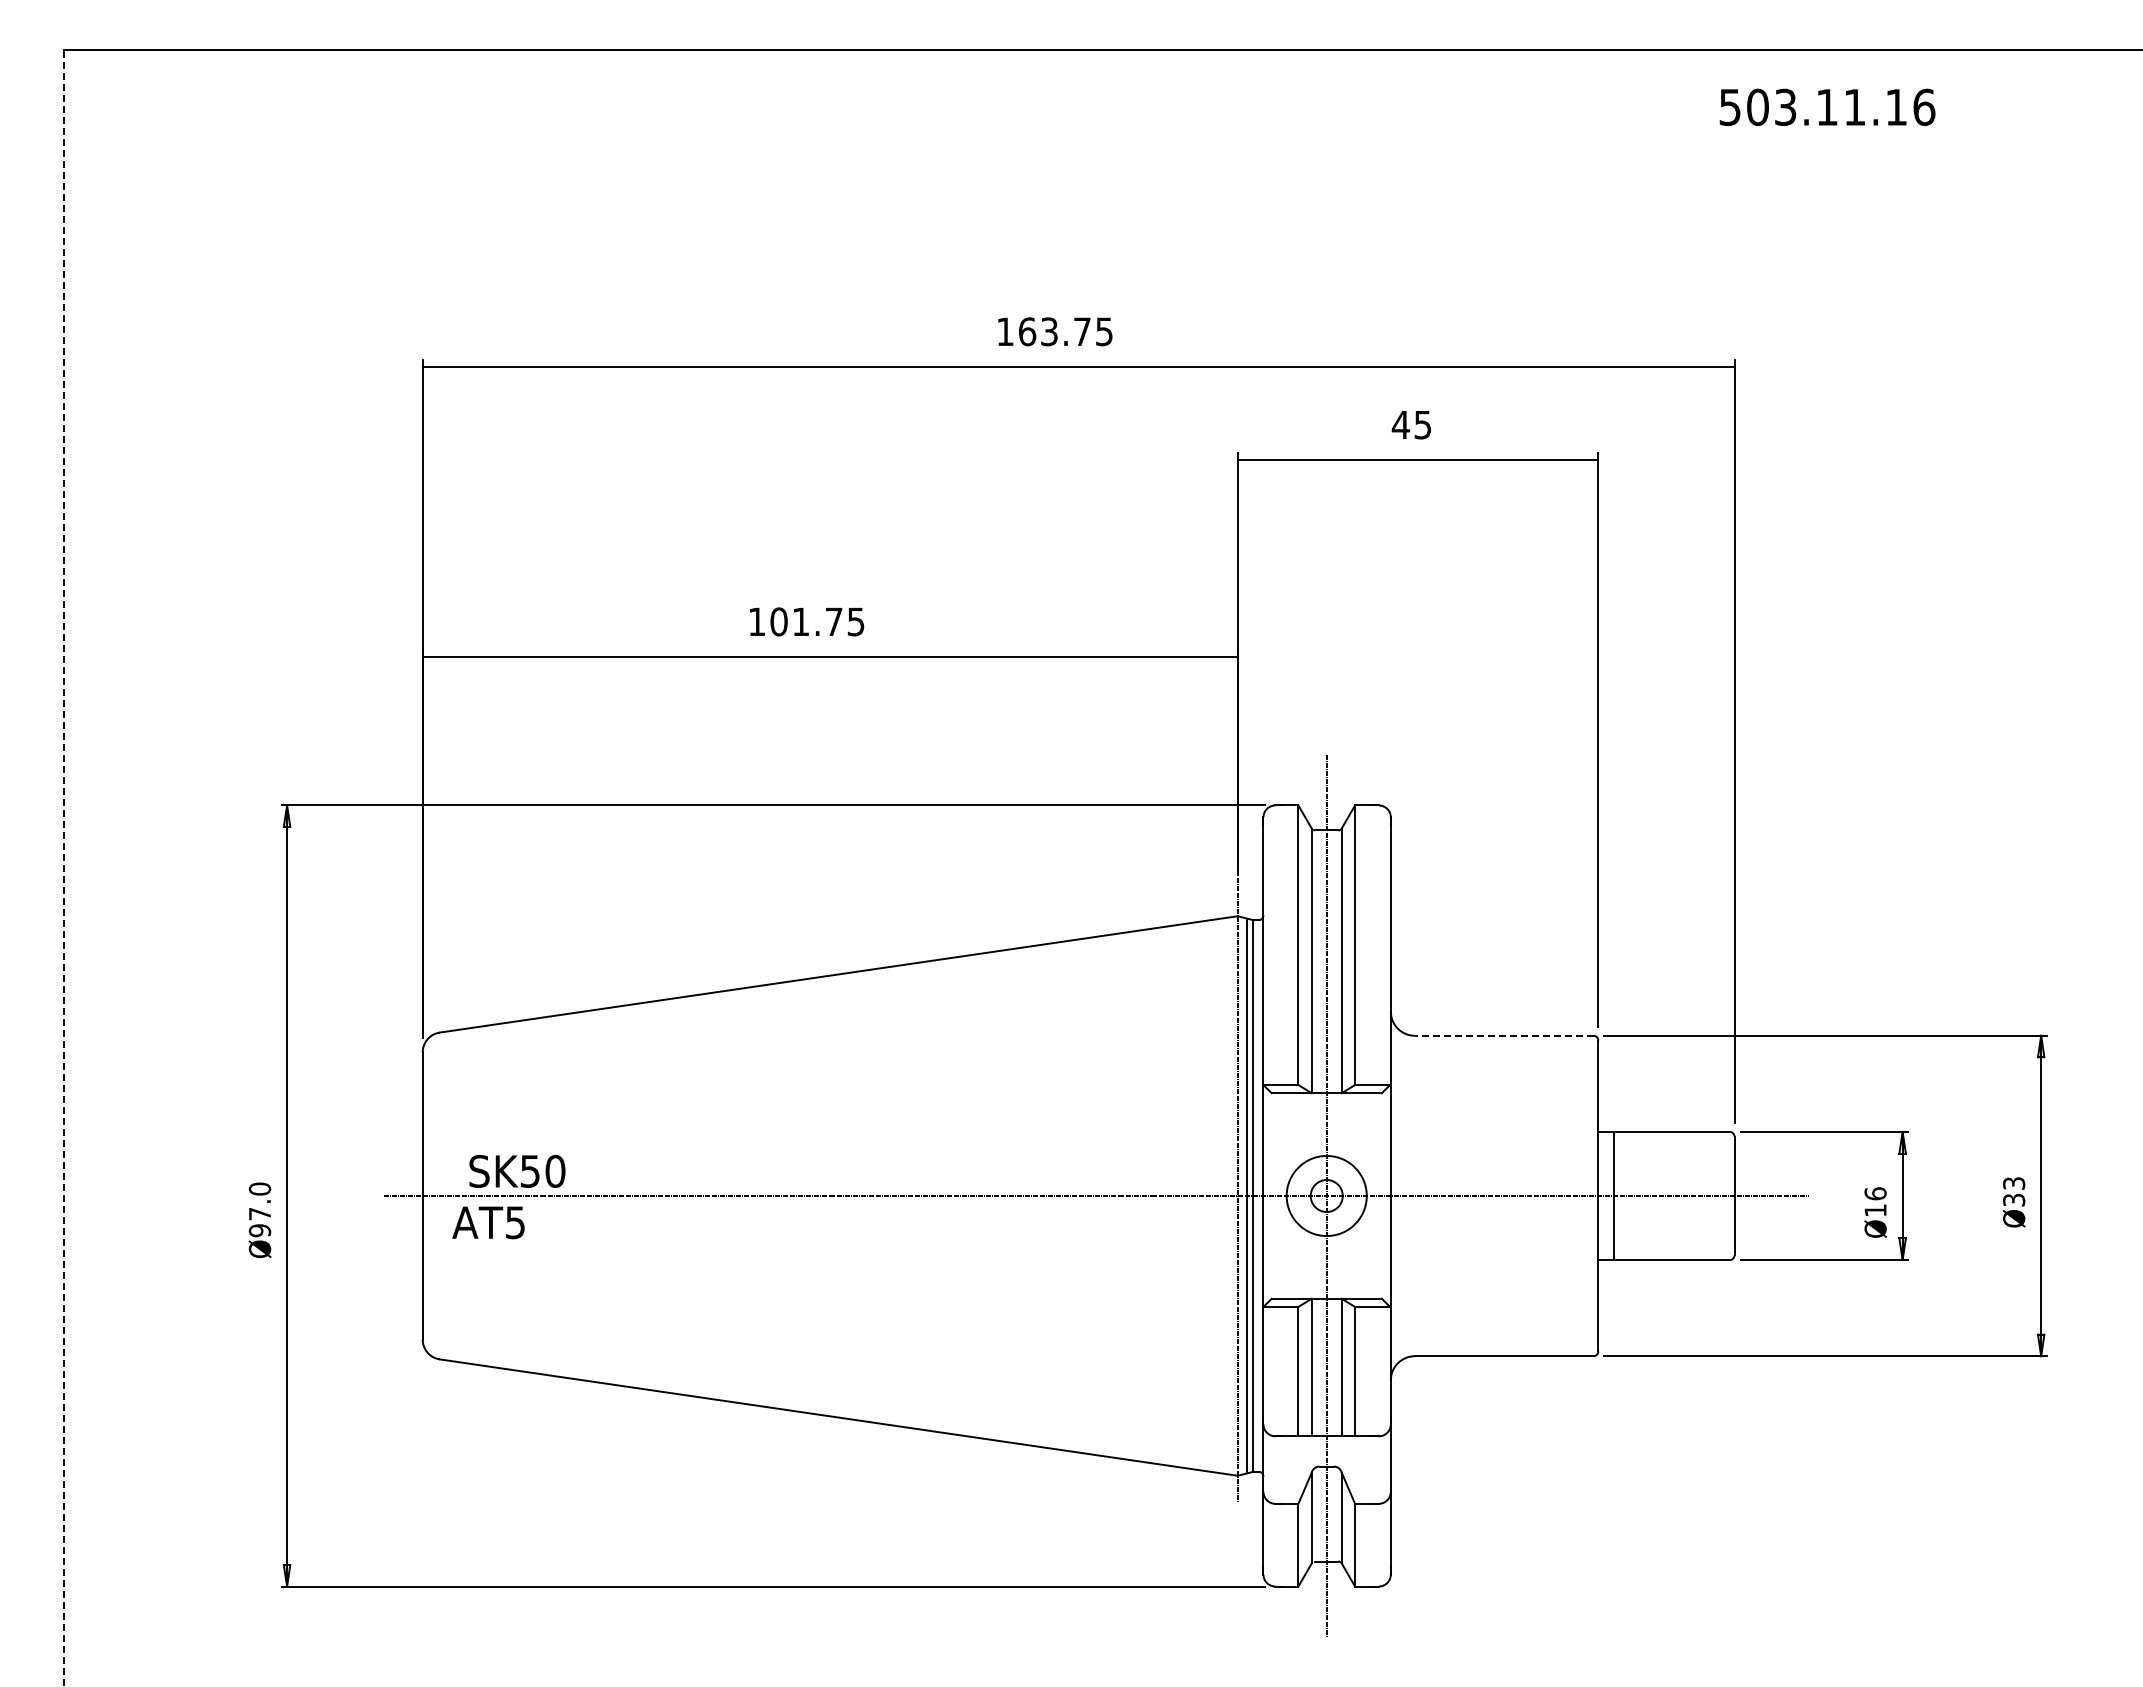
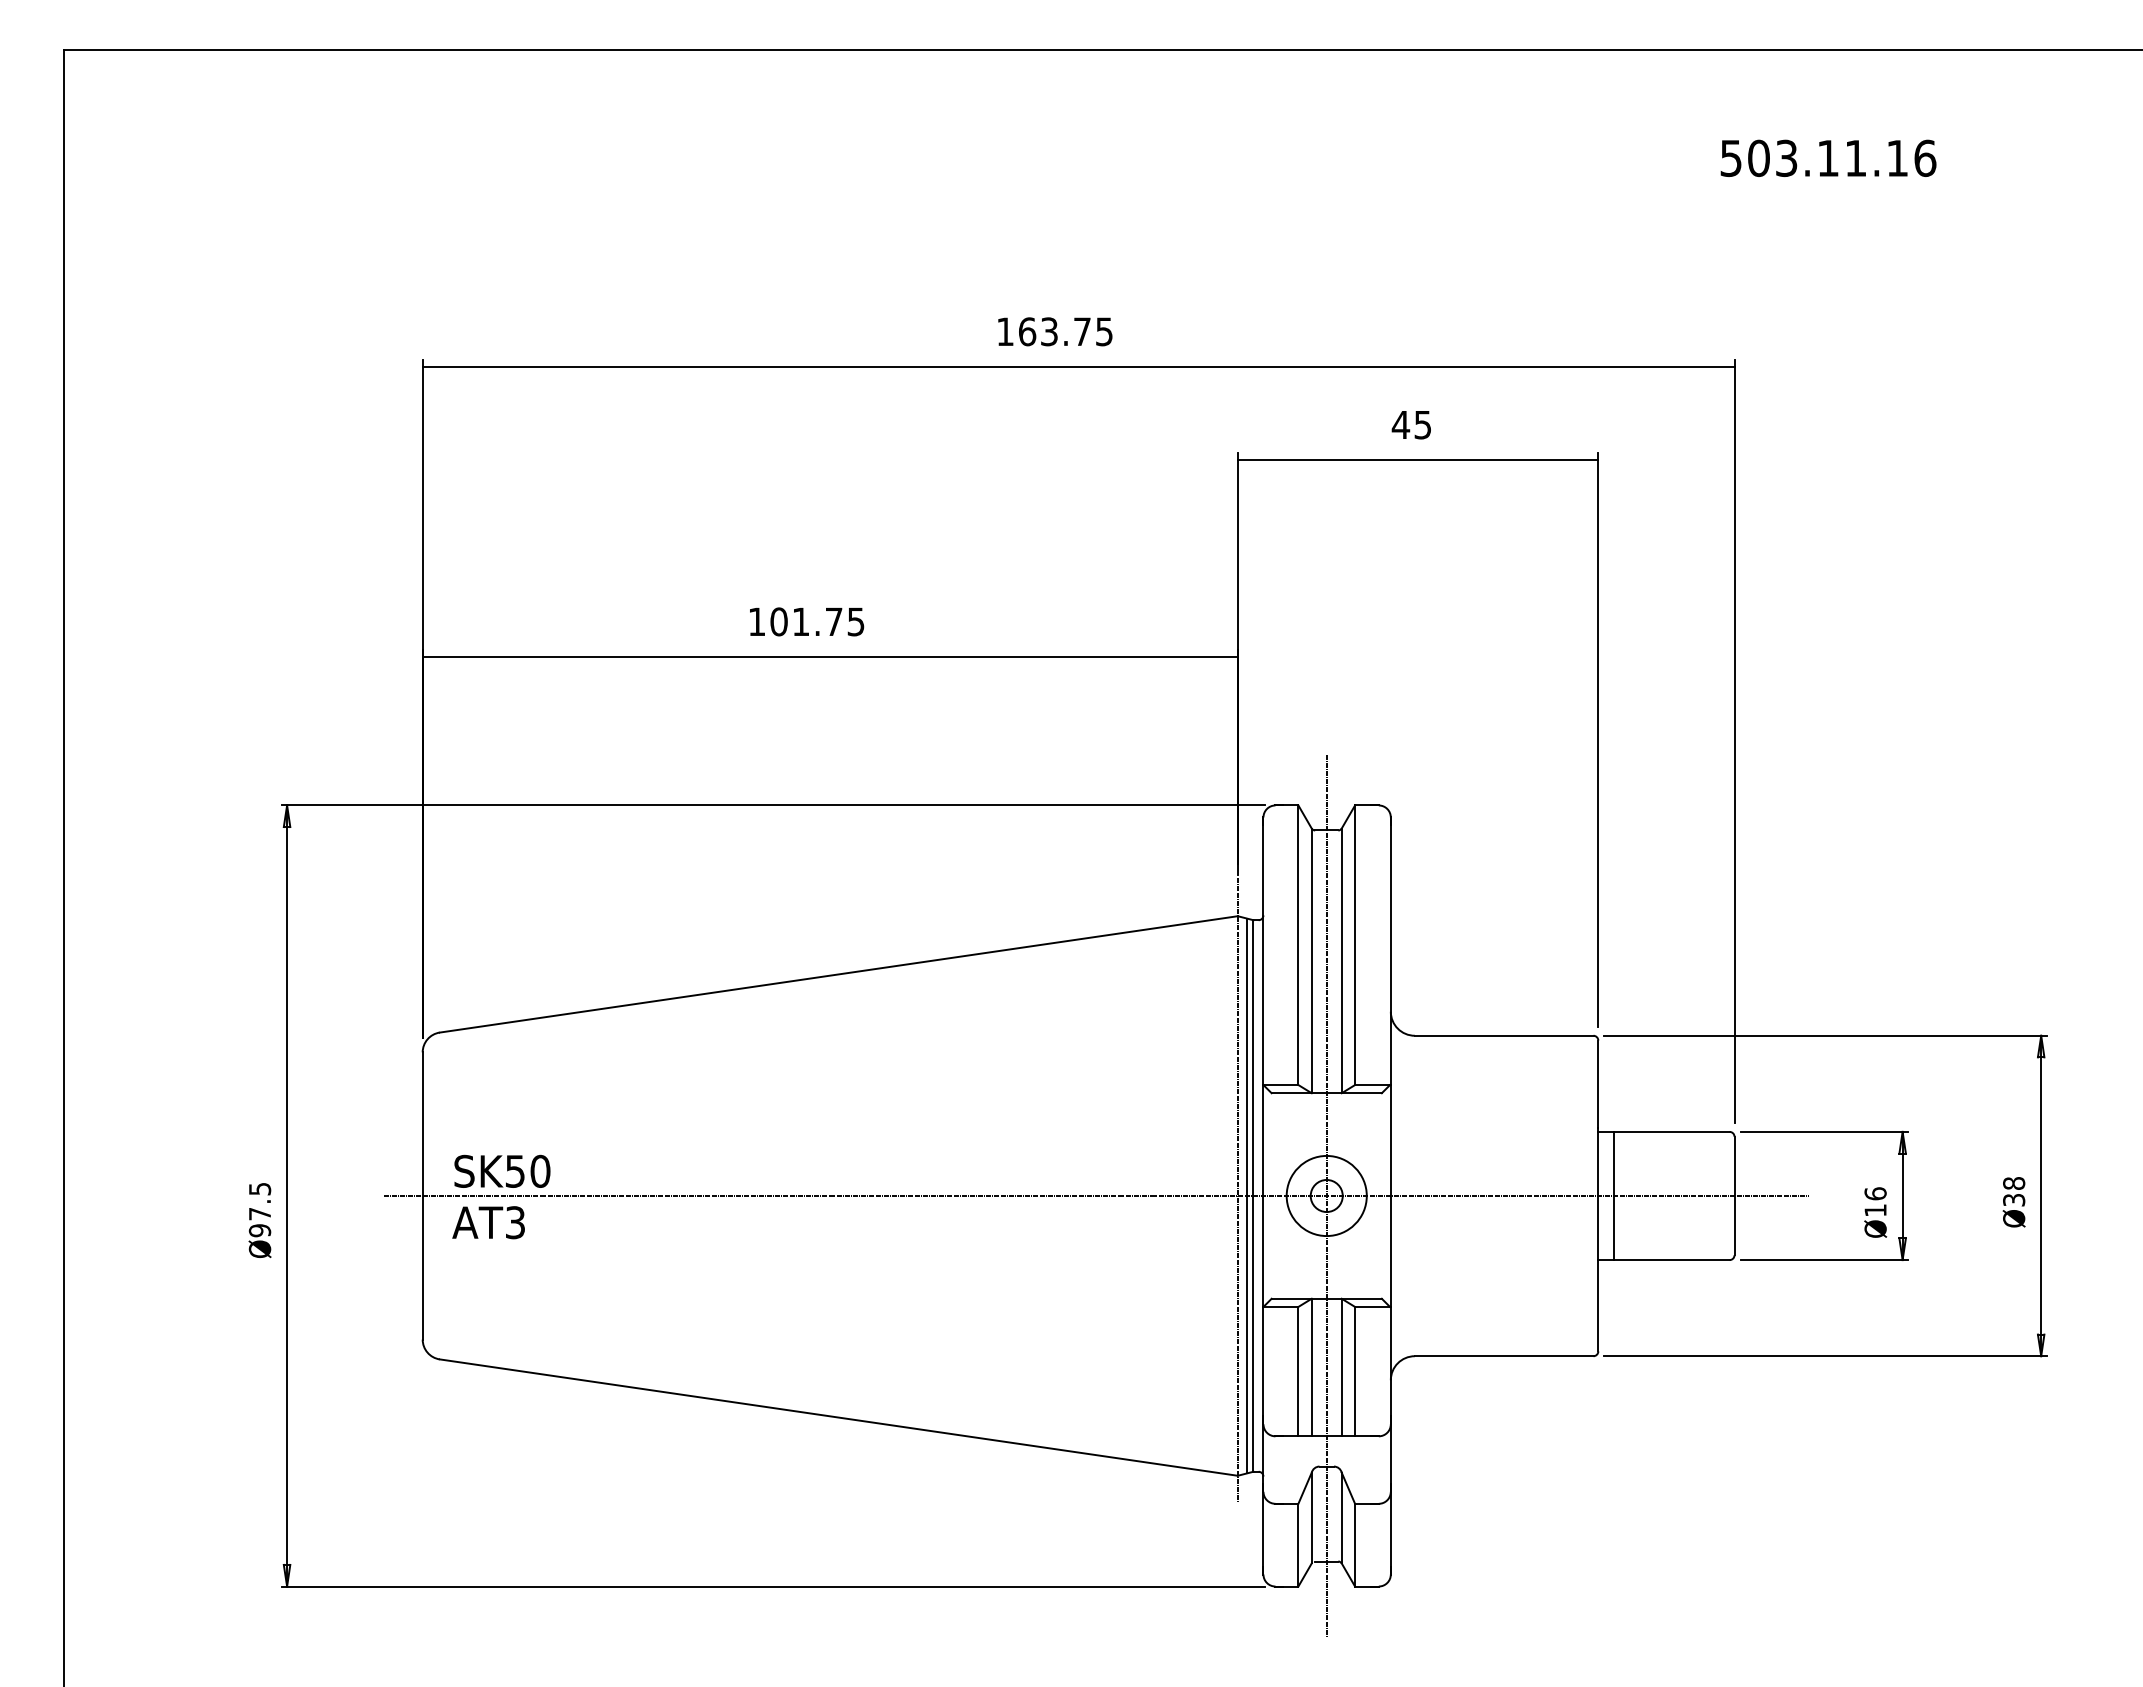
text position: (1827, 106) -> (1828, 157) (1828, 157)
line: dashed -> solid (64, 868)
line: dashed -> solid (1503, 1035)
text position: (517, 1170) -> (502, 1170) (502, 1170)
text: Ø33 -> Ø38 (2014, 1183)
text: Ø97.0 -> Ø97.5 (259, 1188)
text: AT5 -> AT3 (515, 1222)
